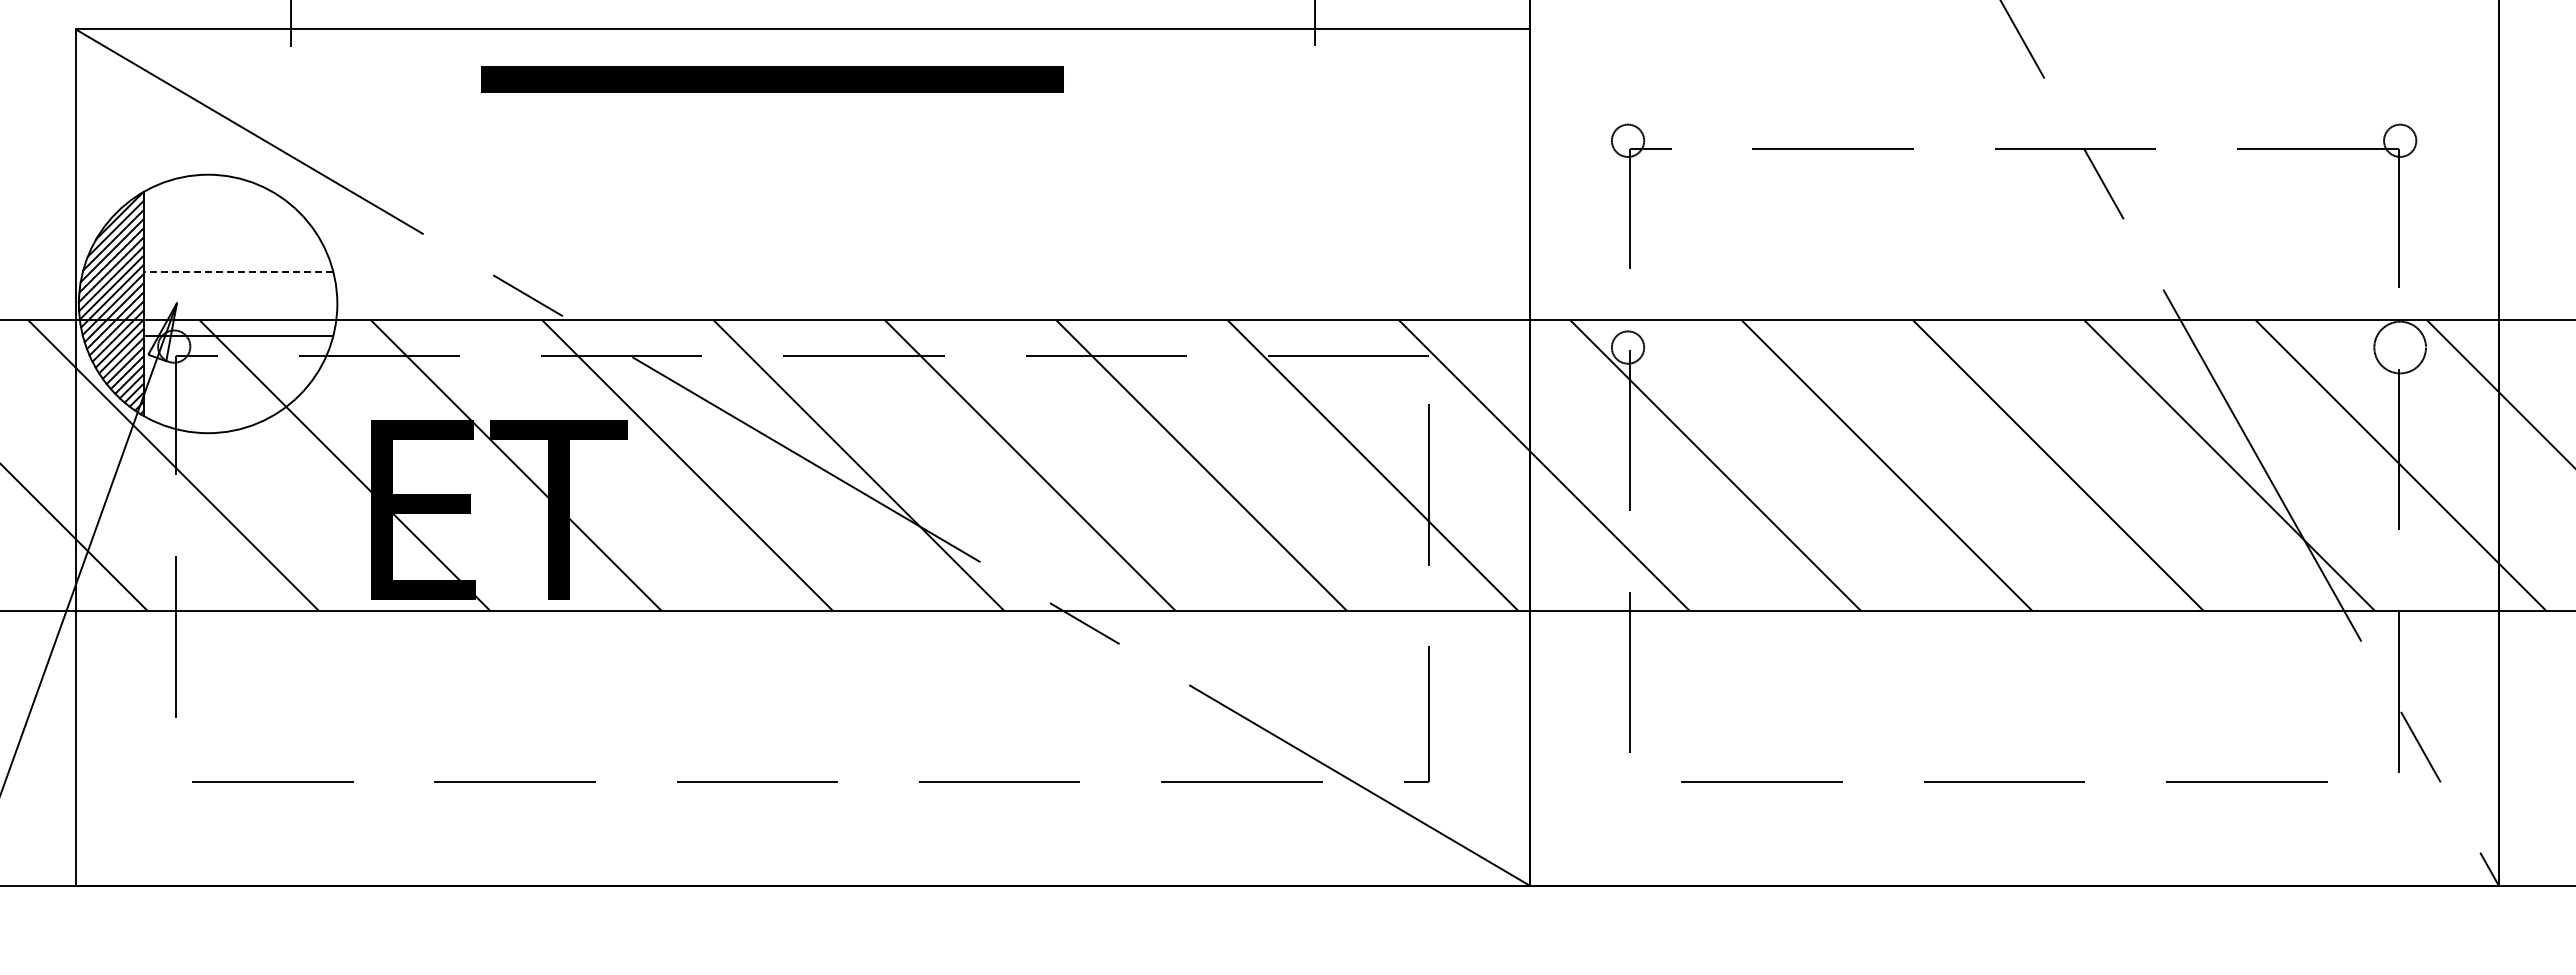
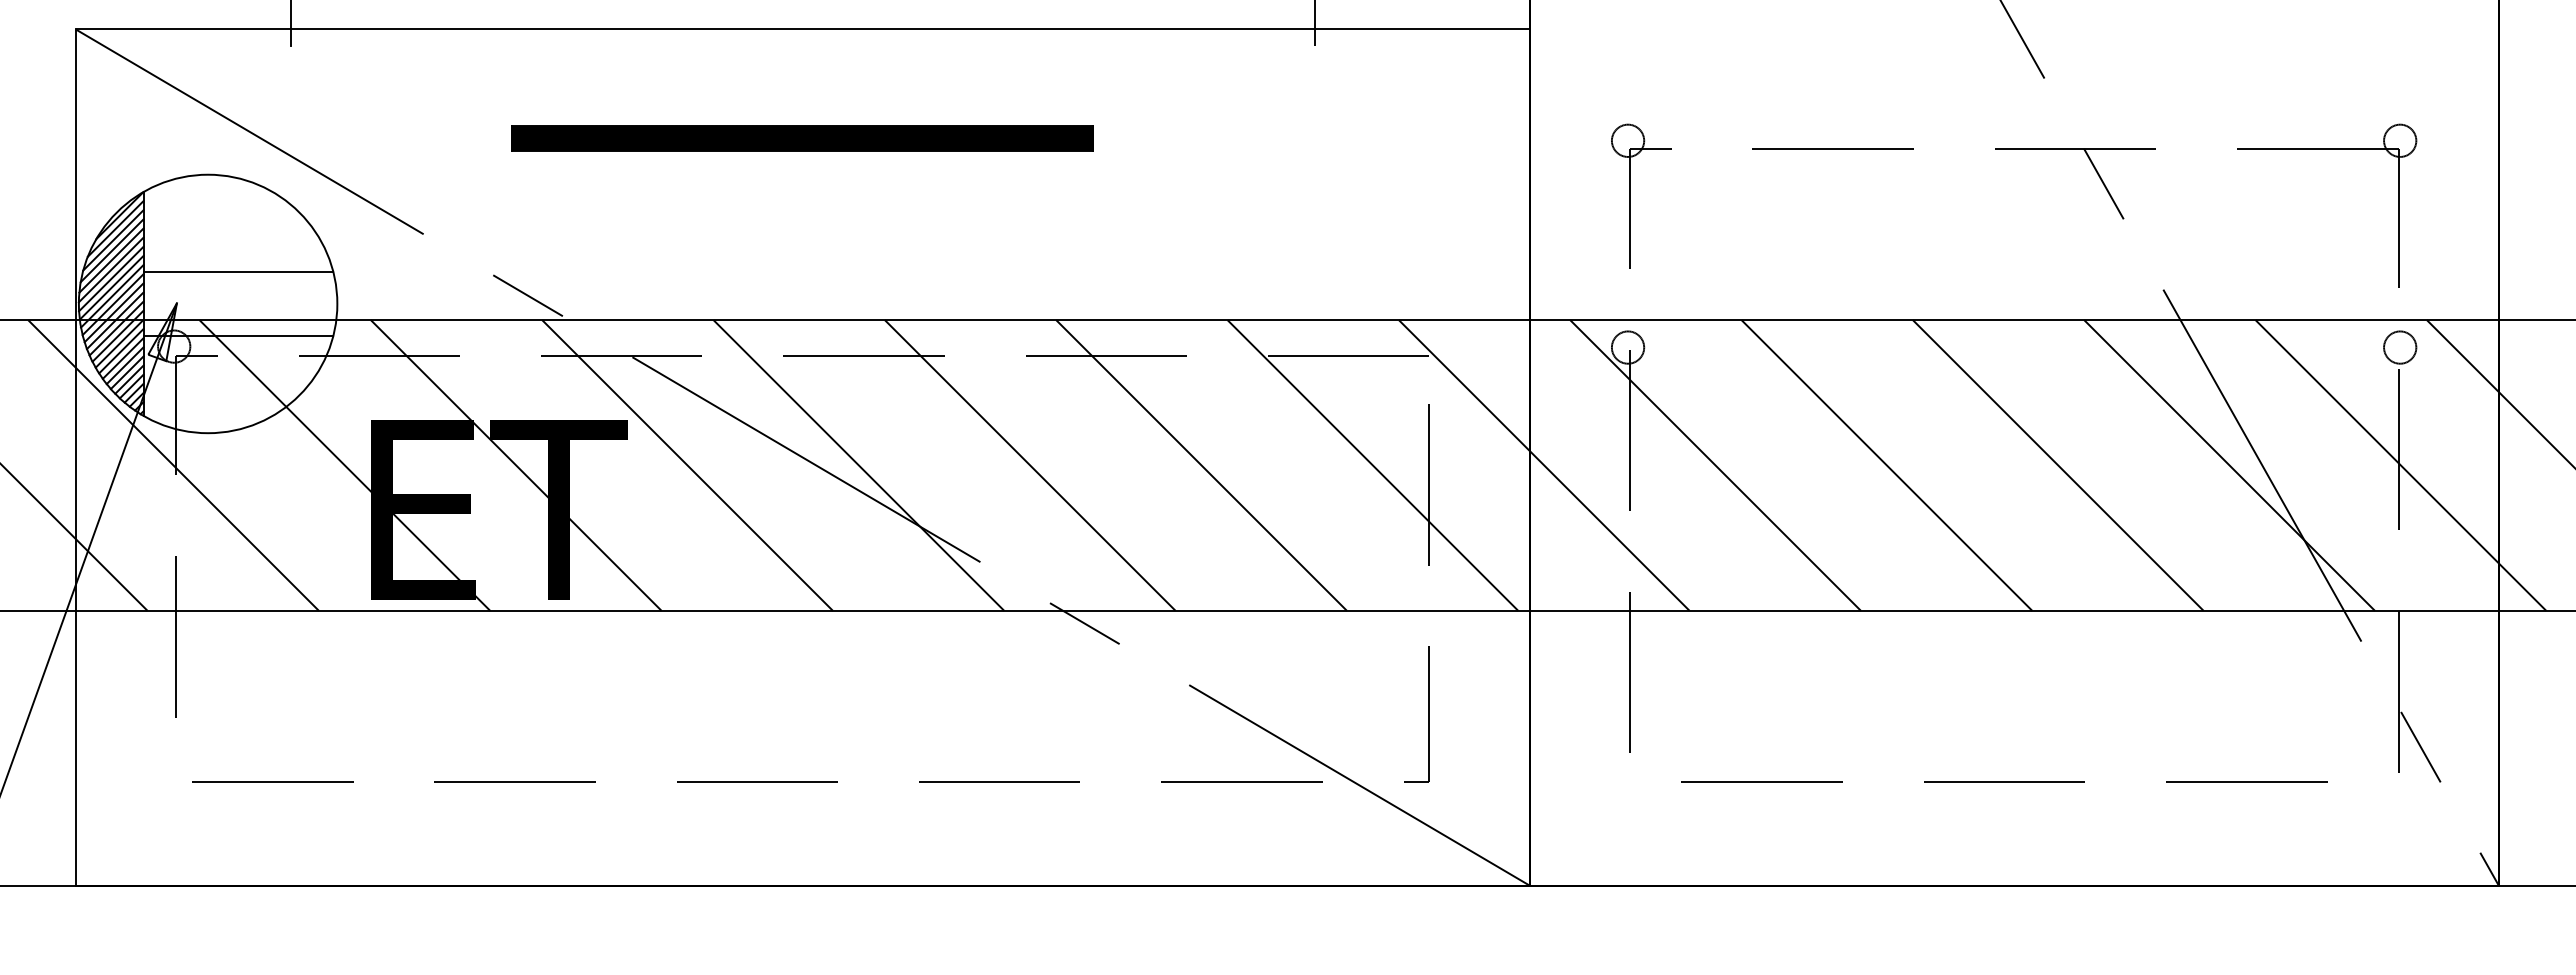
part position: (772, 79) -> (802, 138) (802, 138)
line: dashed -> solid (238, 271)
circle diameter: 52 px -> 32 px (2400, 347)
